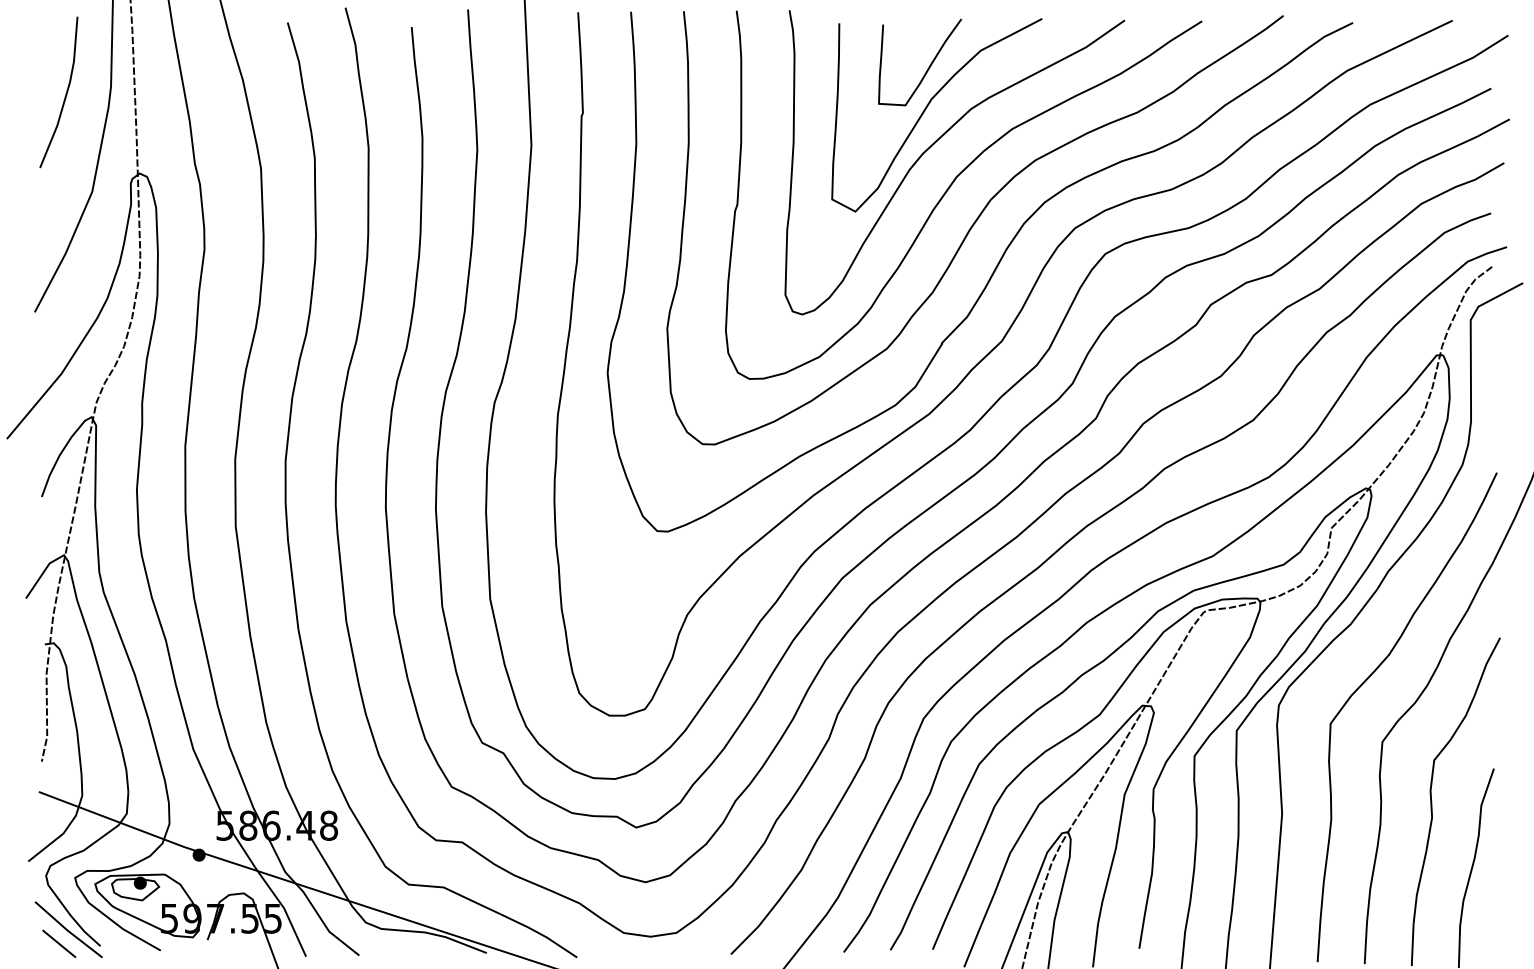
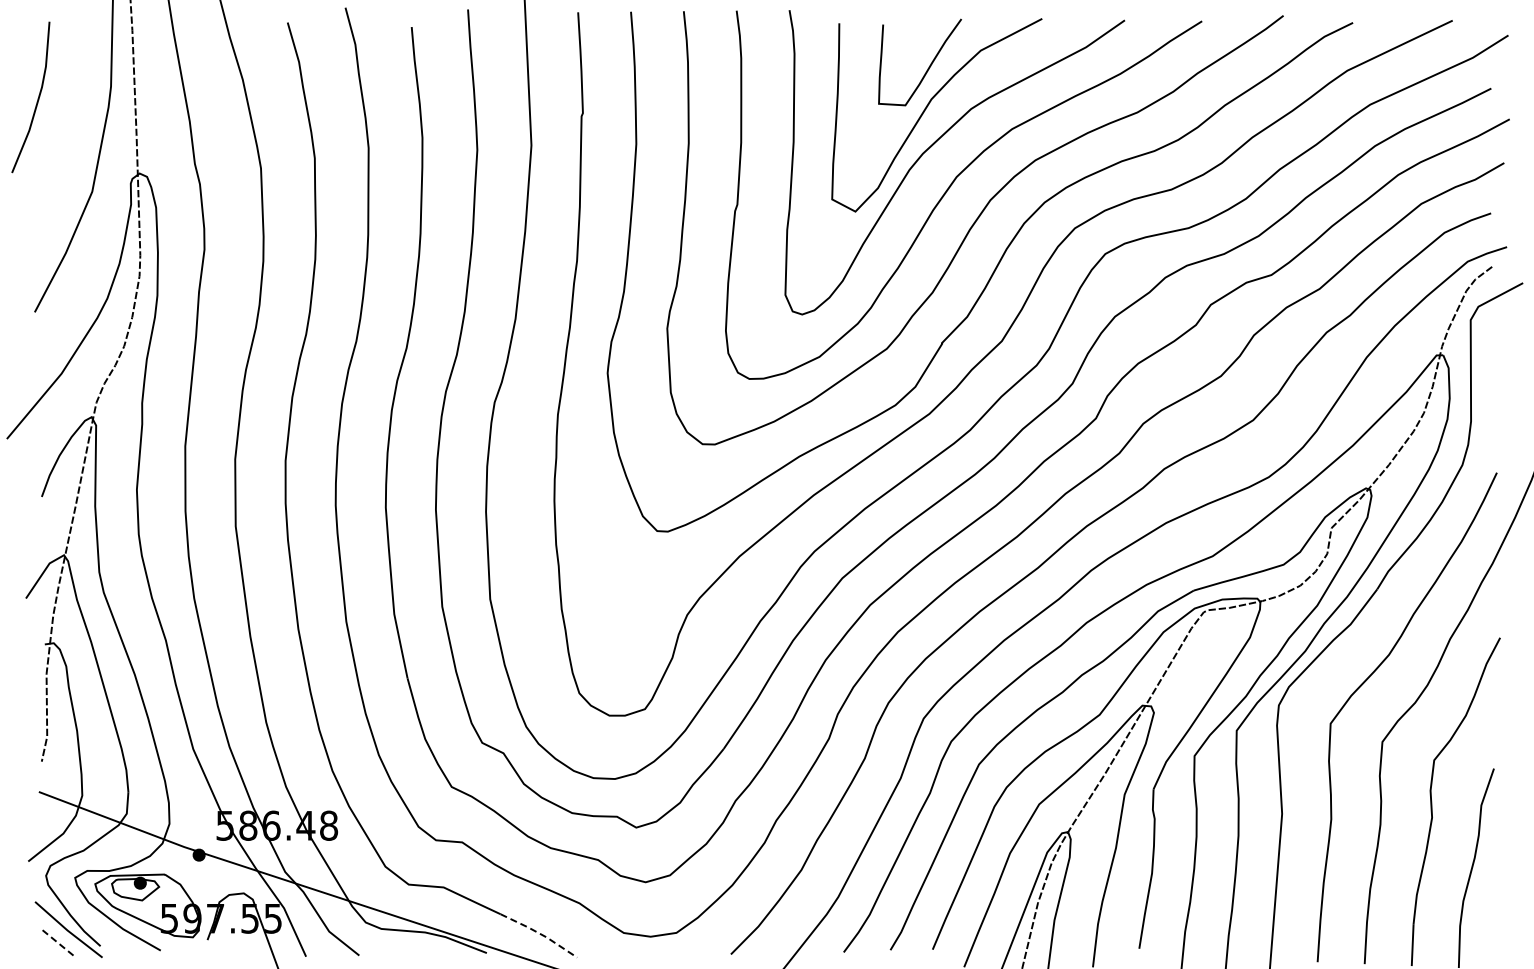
line position: (65, 93) -> (37, 98) (37, 98)
line: solid -> dashed (540, 933)
line: solid -> dashed (59, 943)
